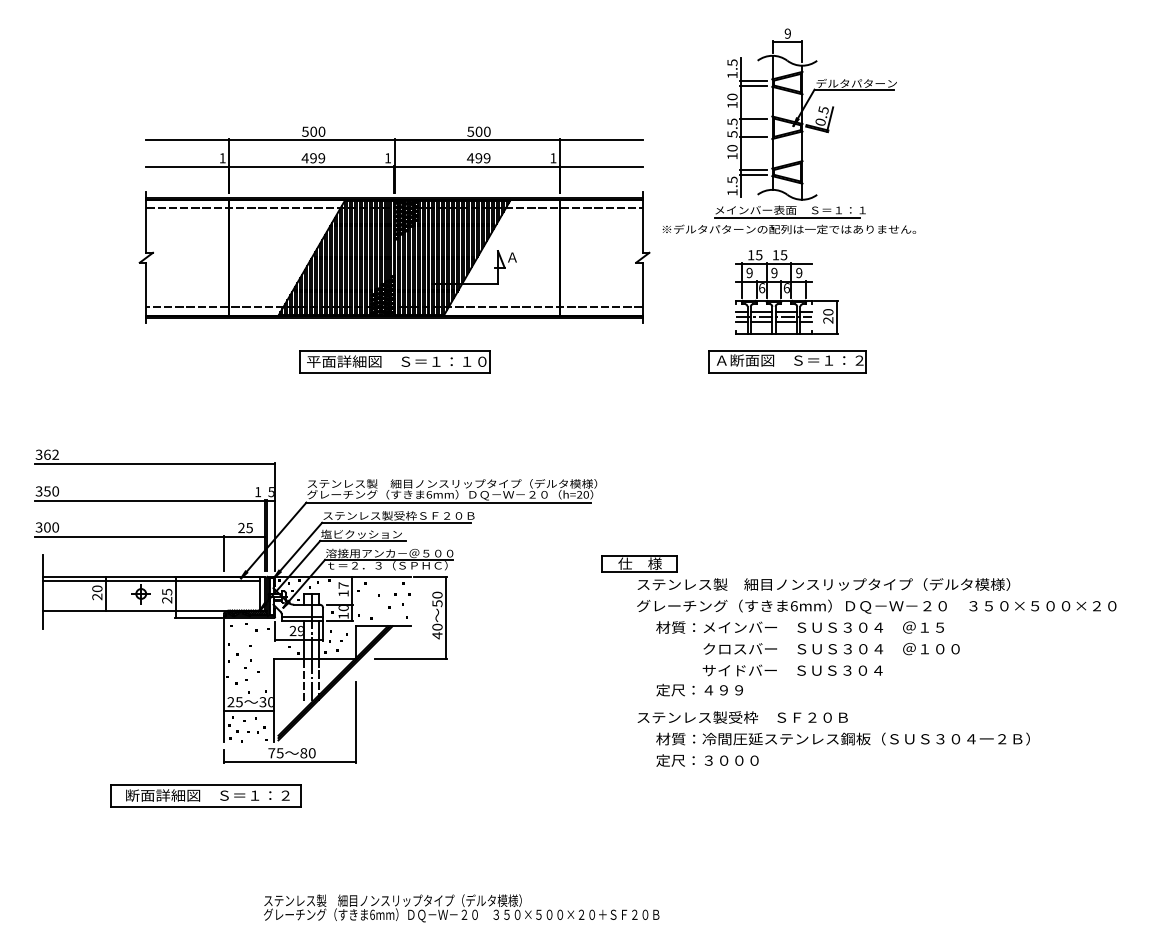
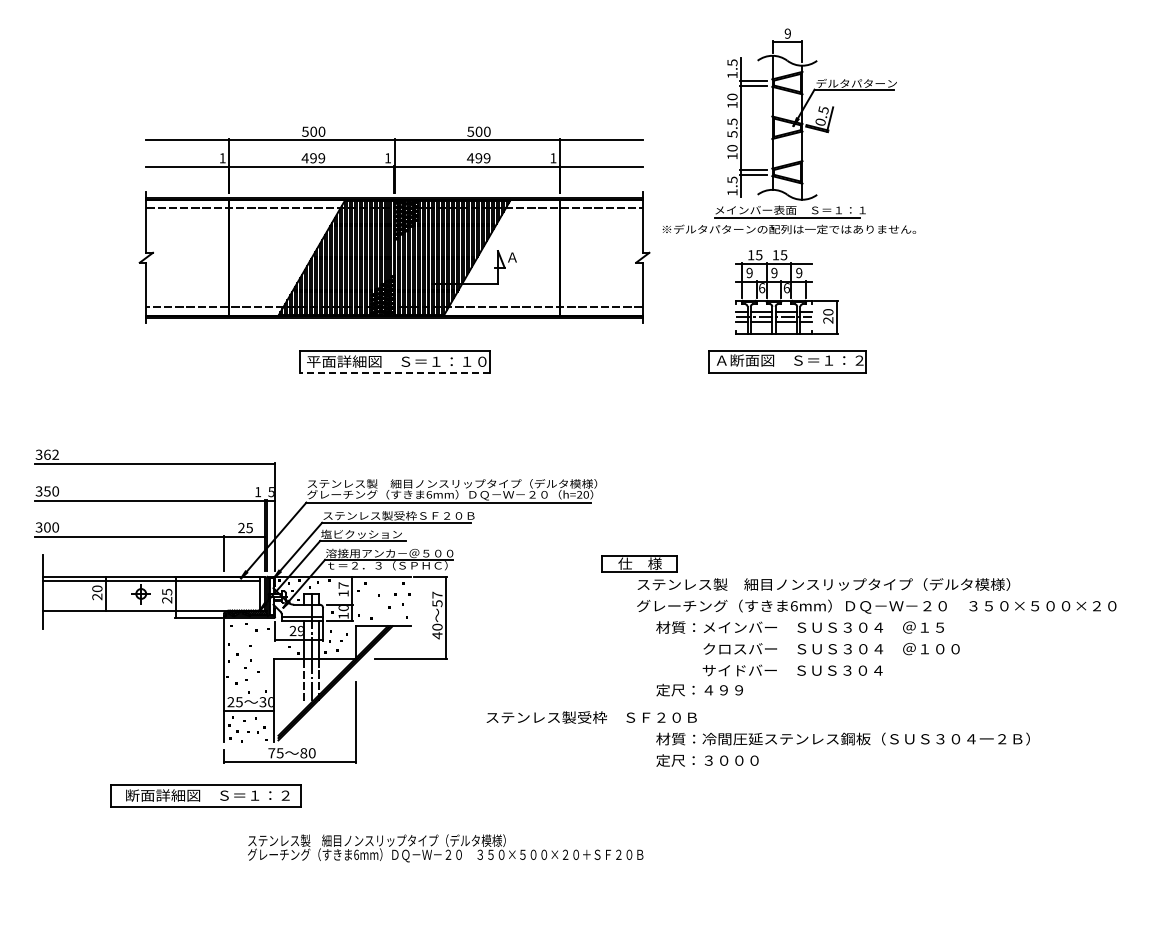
line: present -> none (753, 118)
line: present -> none (753, 136)
line: solid -> dashed (394, 372)
text: 50 -> 57 (437, 594)
text position: (742, 717) -> (591, 717) (591, 717)
text position: (461, 908) -> (445, 848) (445, 848)
